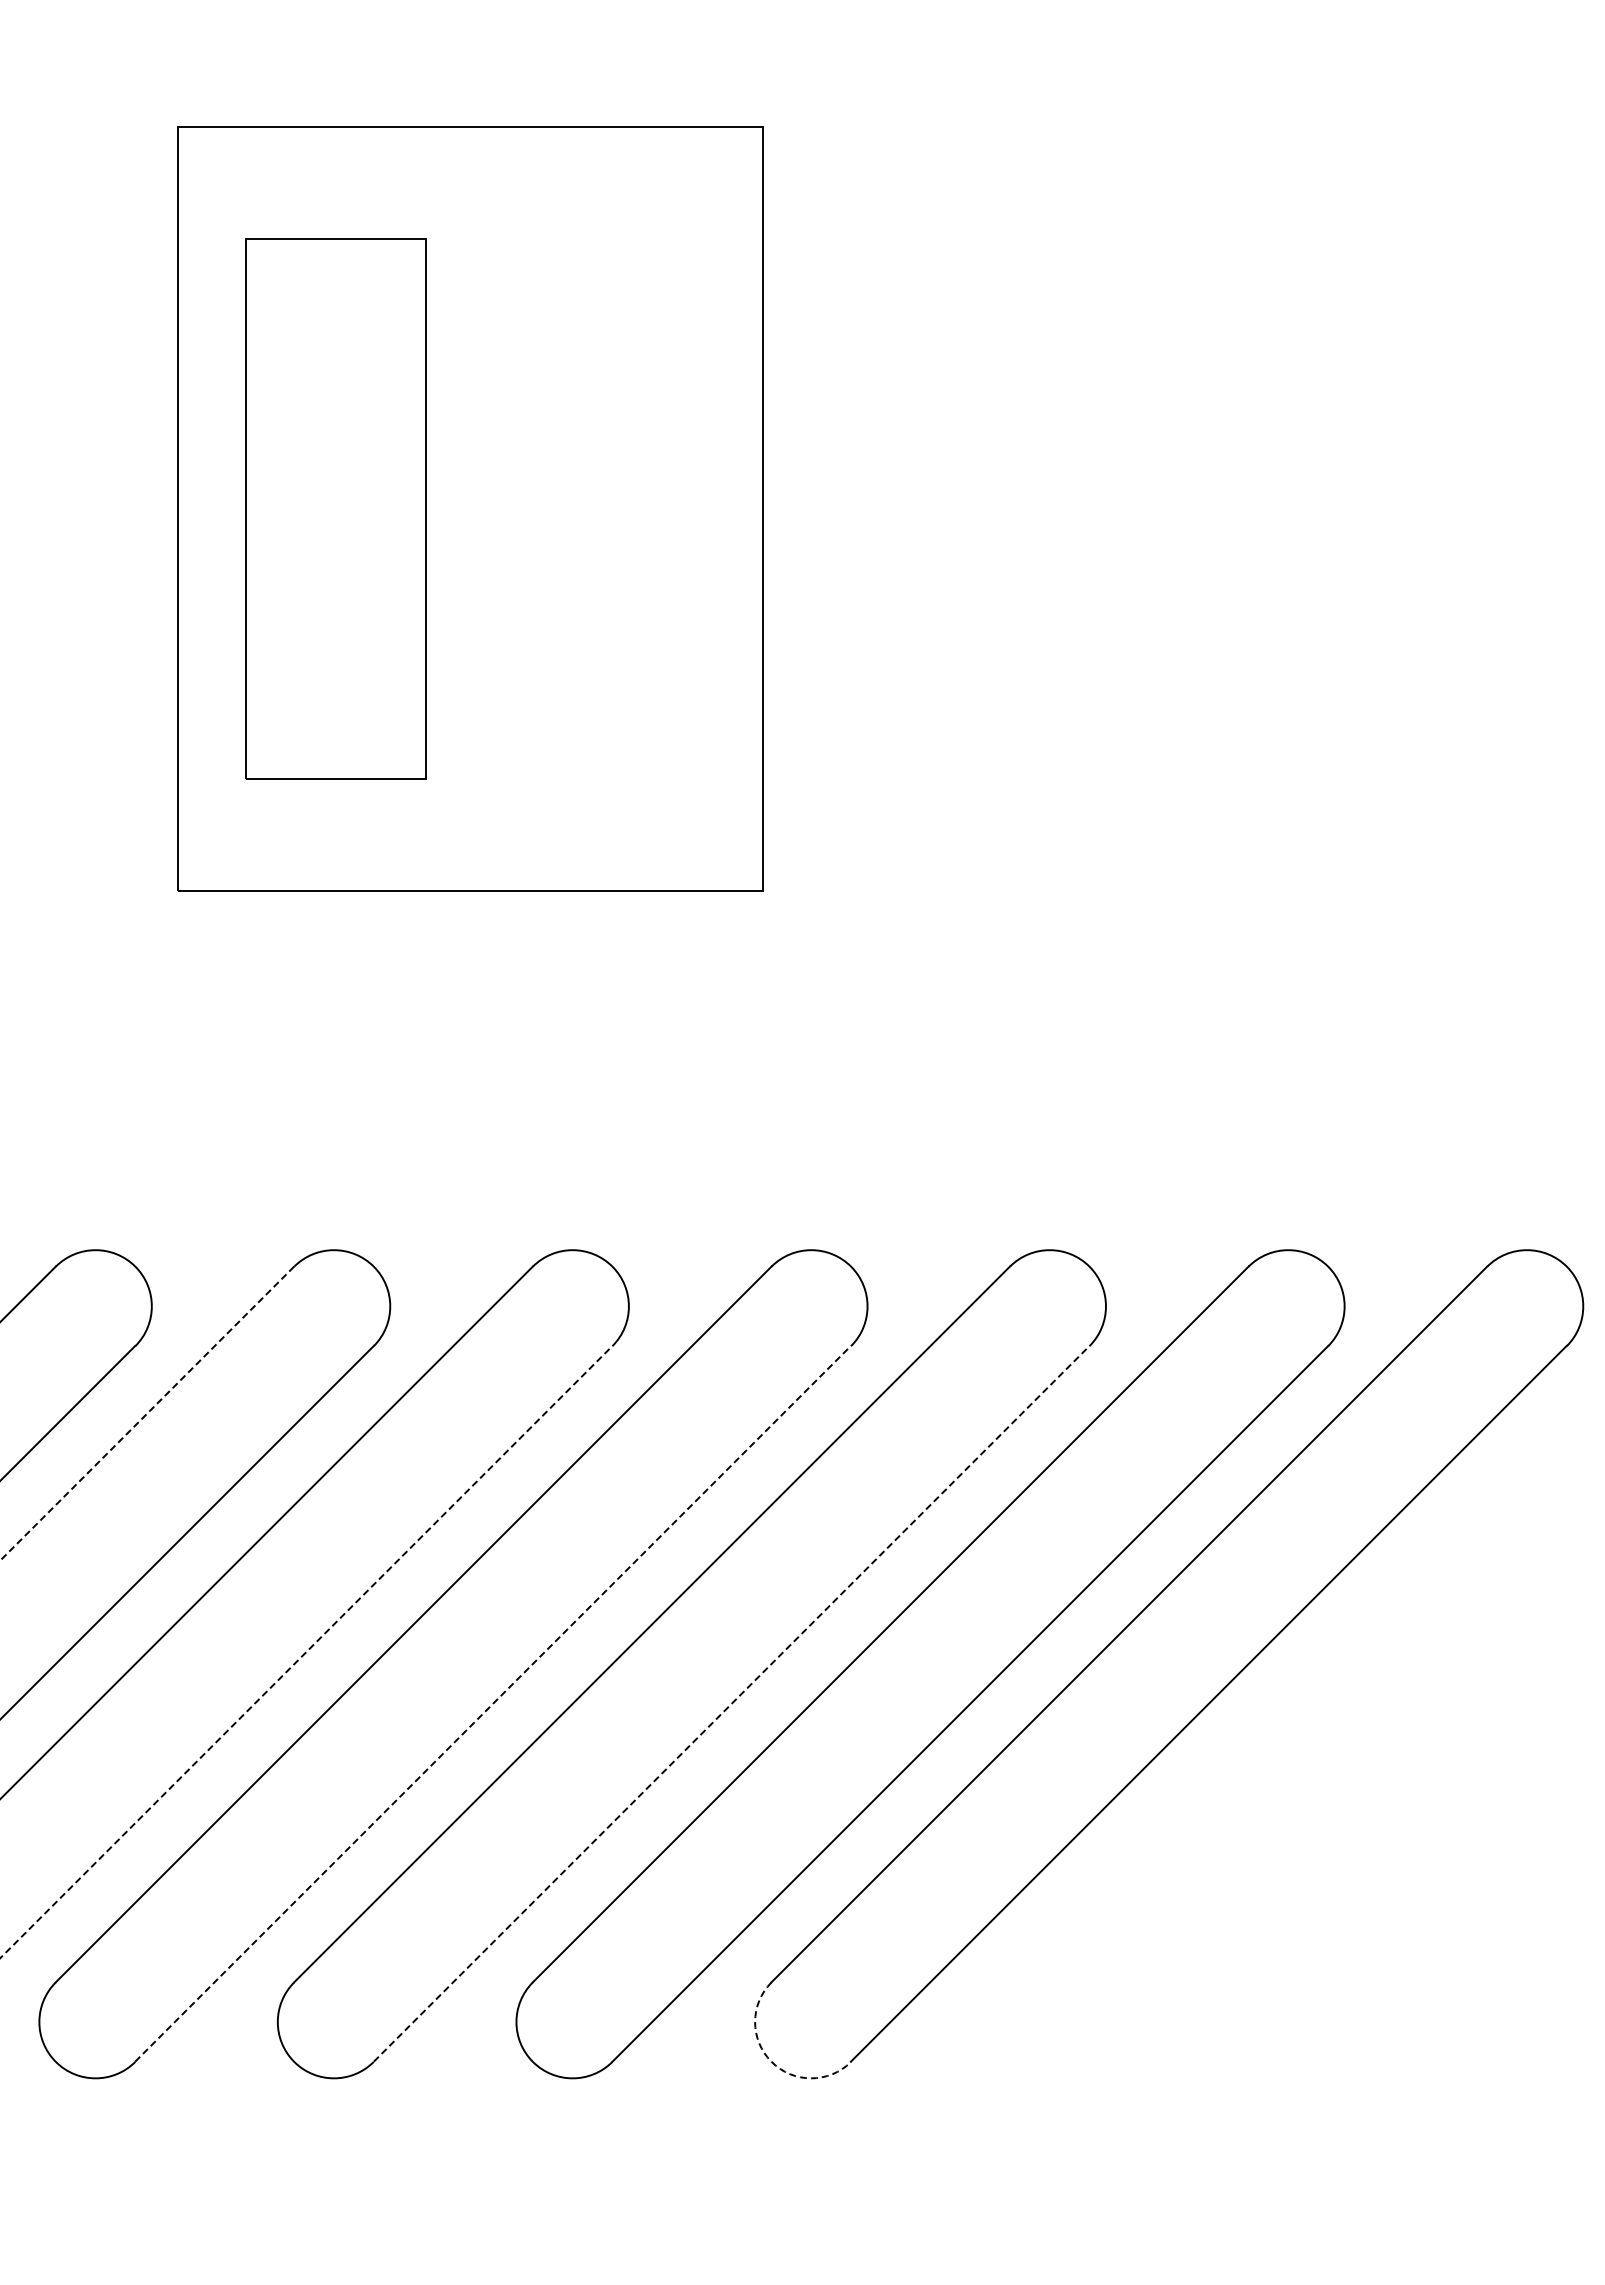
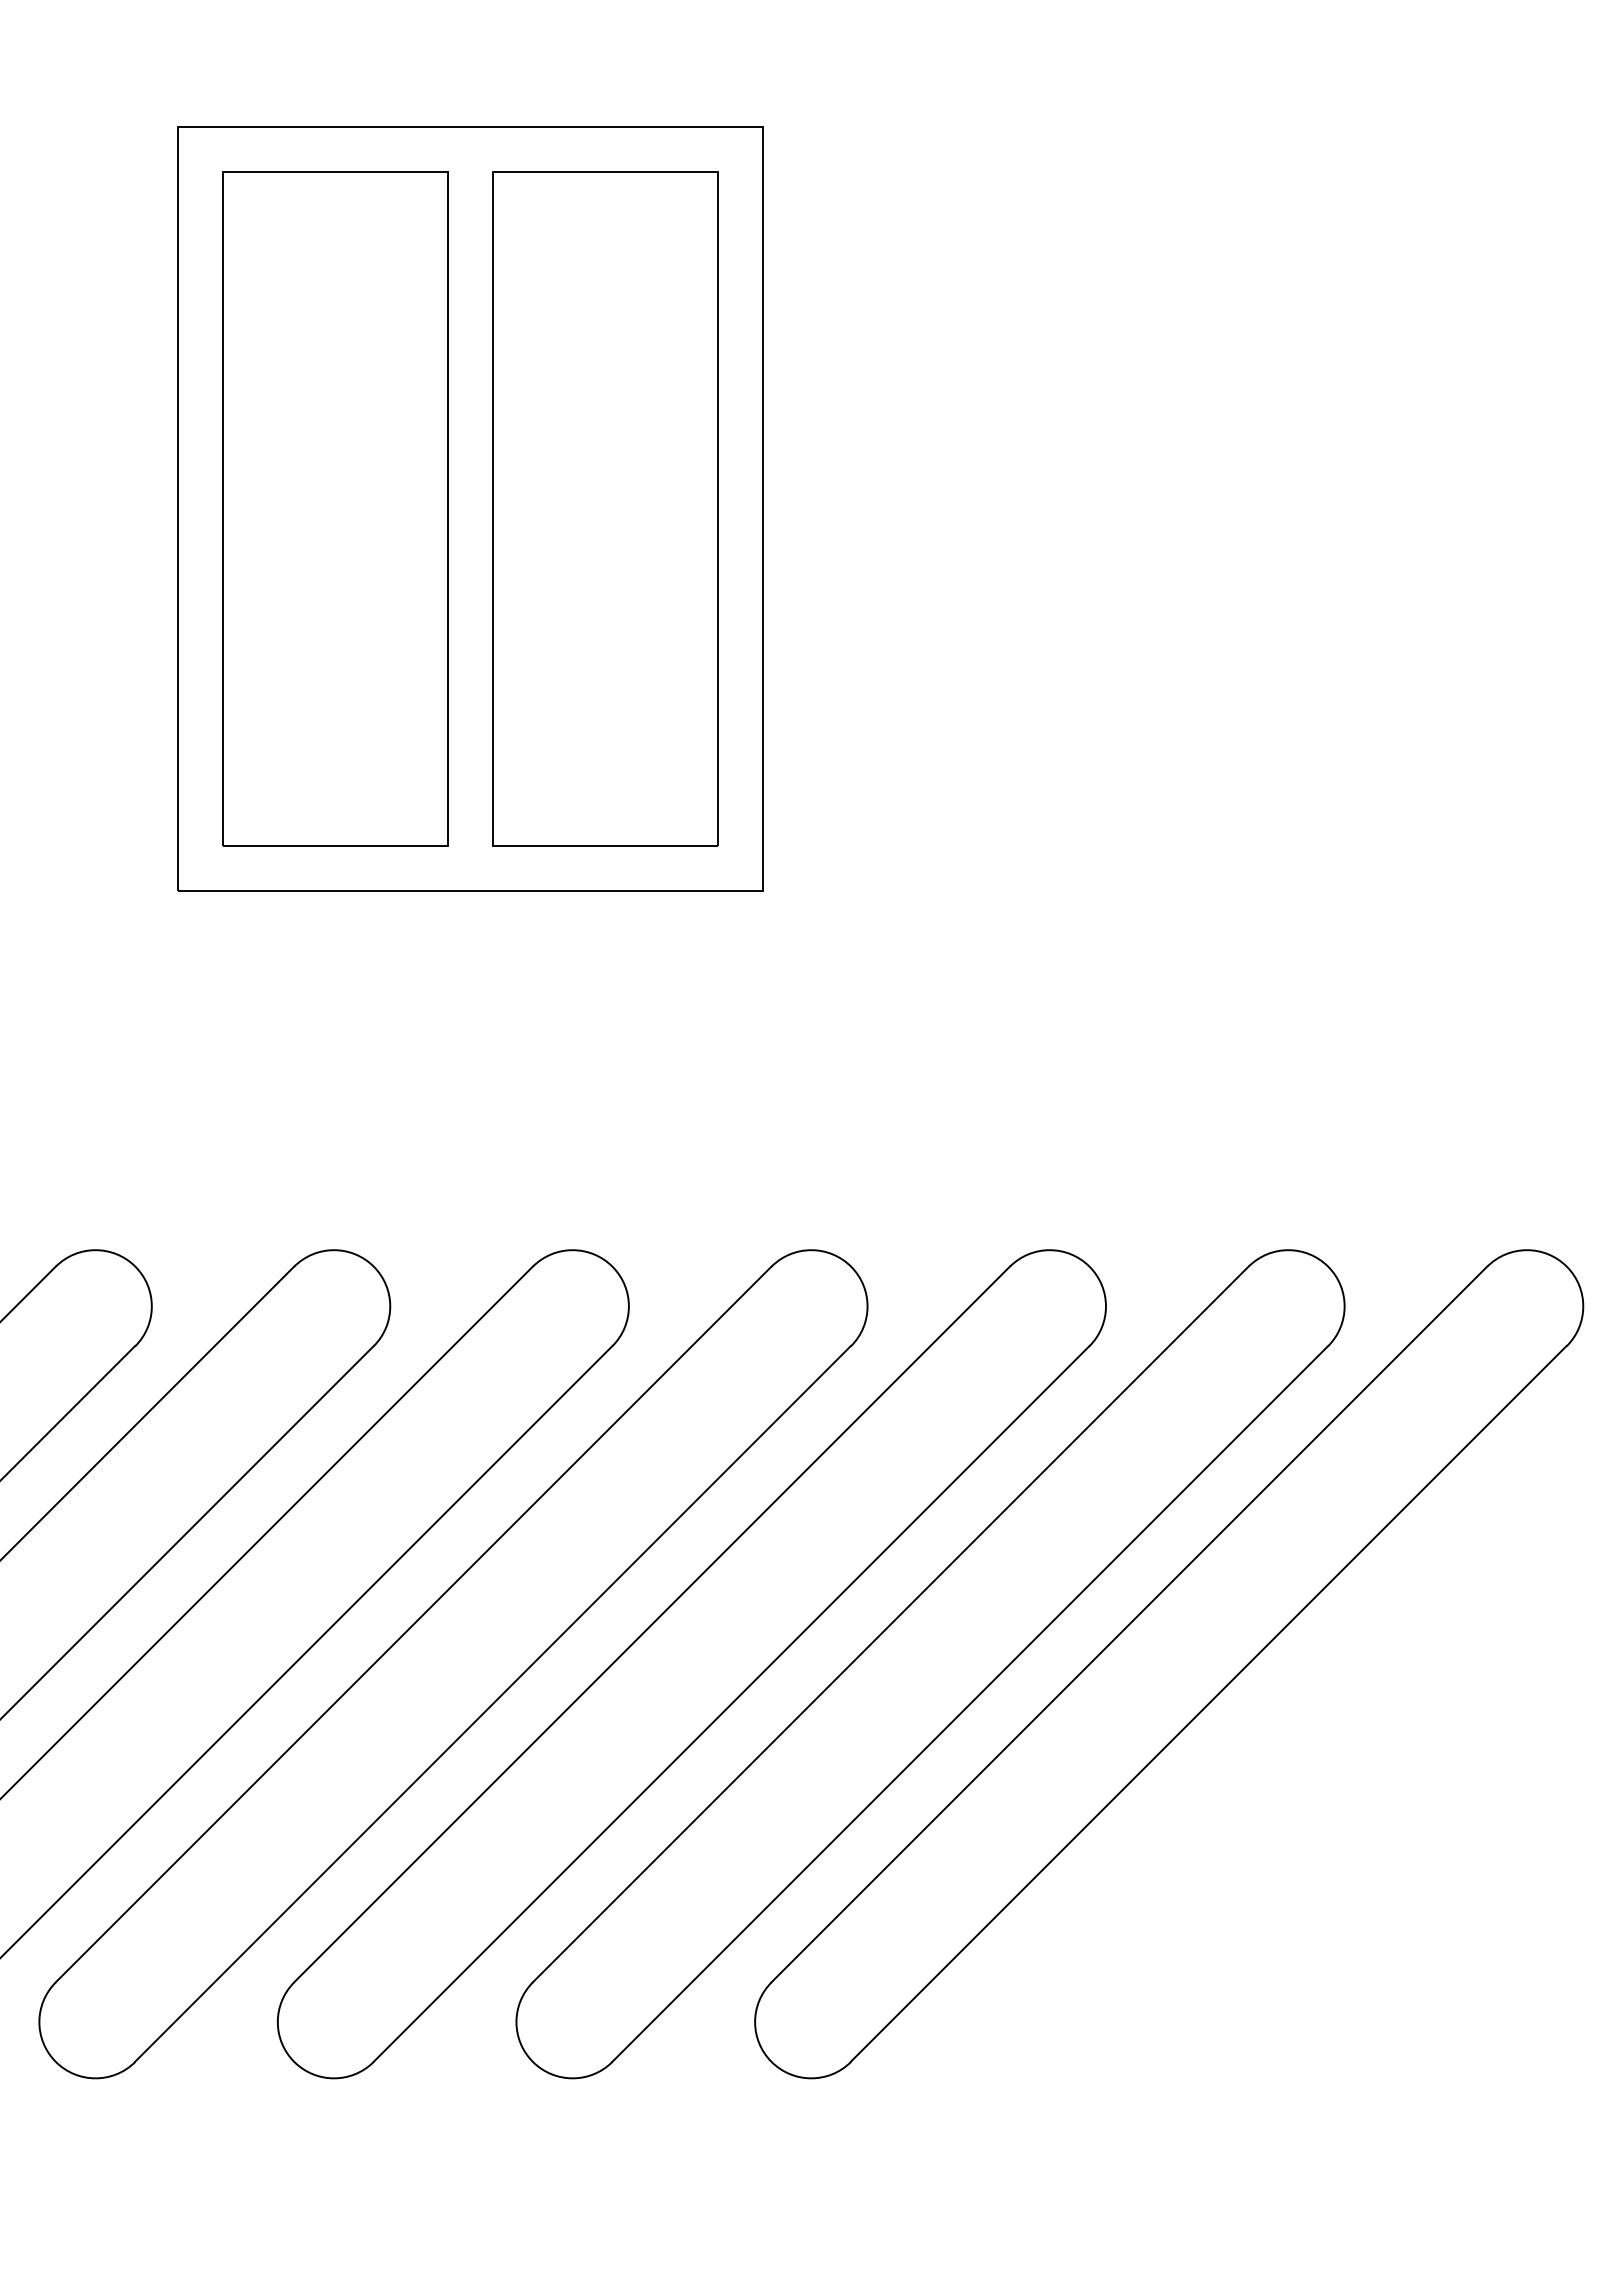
part size: 182x542 px -> 227x676 px (335, 508)
part: none -> present (605, 508)
line: dashed -> solid (147, 1413)
line: dashed -> solid (306, 1651)
line: dashed -> solid (493, 1703)
line: dashed -> solid (732, 1703)
arc: dashed -> solid (771, 2061)
